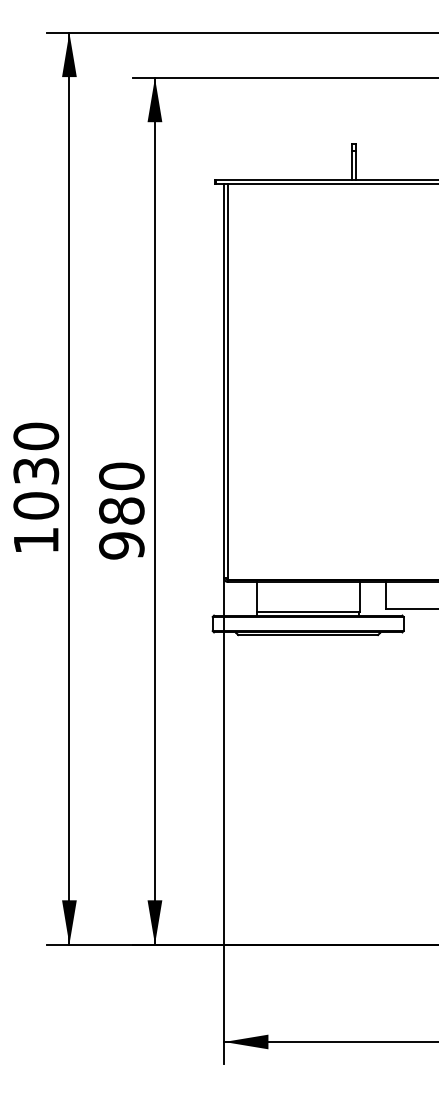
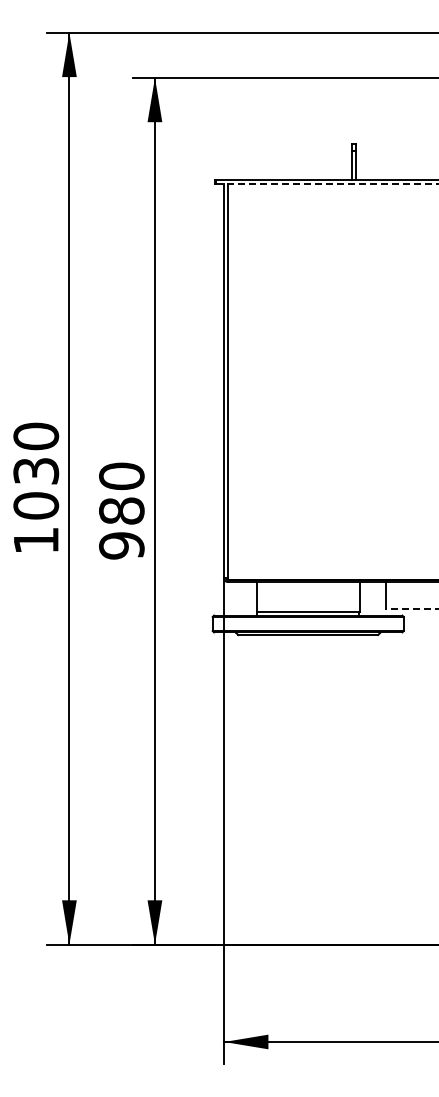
line: solid -> dashed (328, 184)
line: solid -> dashed (411, 608)
